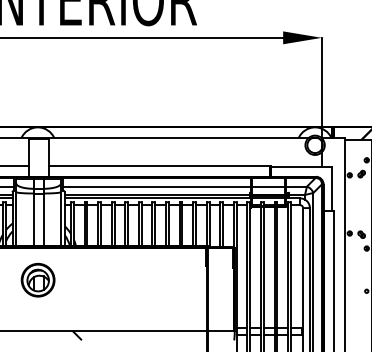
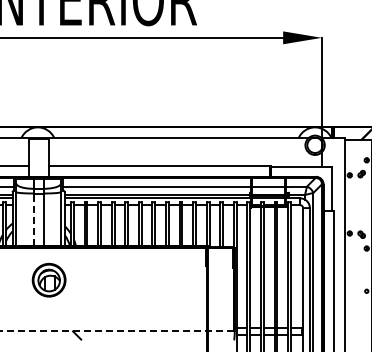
line: solid -> dashed (33, 219)
part position: (37, 280) -> (48, 280) (48, 280)
line: solid -> dashed (117, 330)
